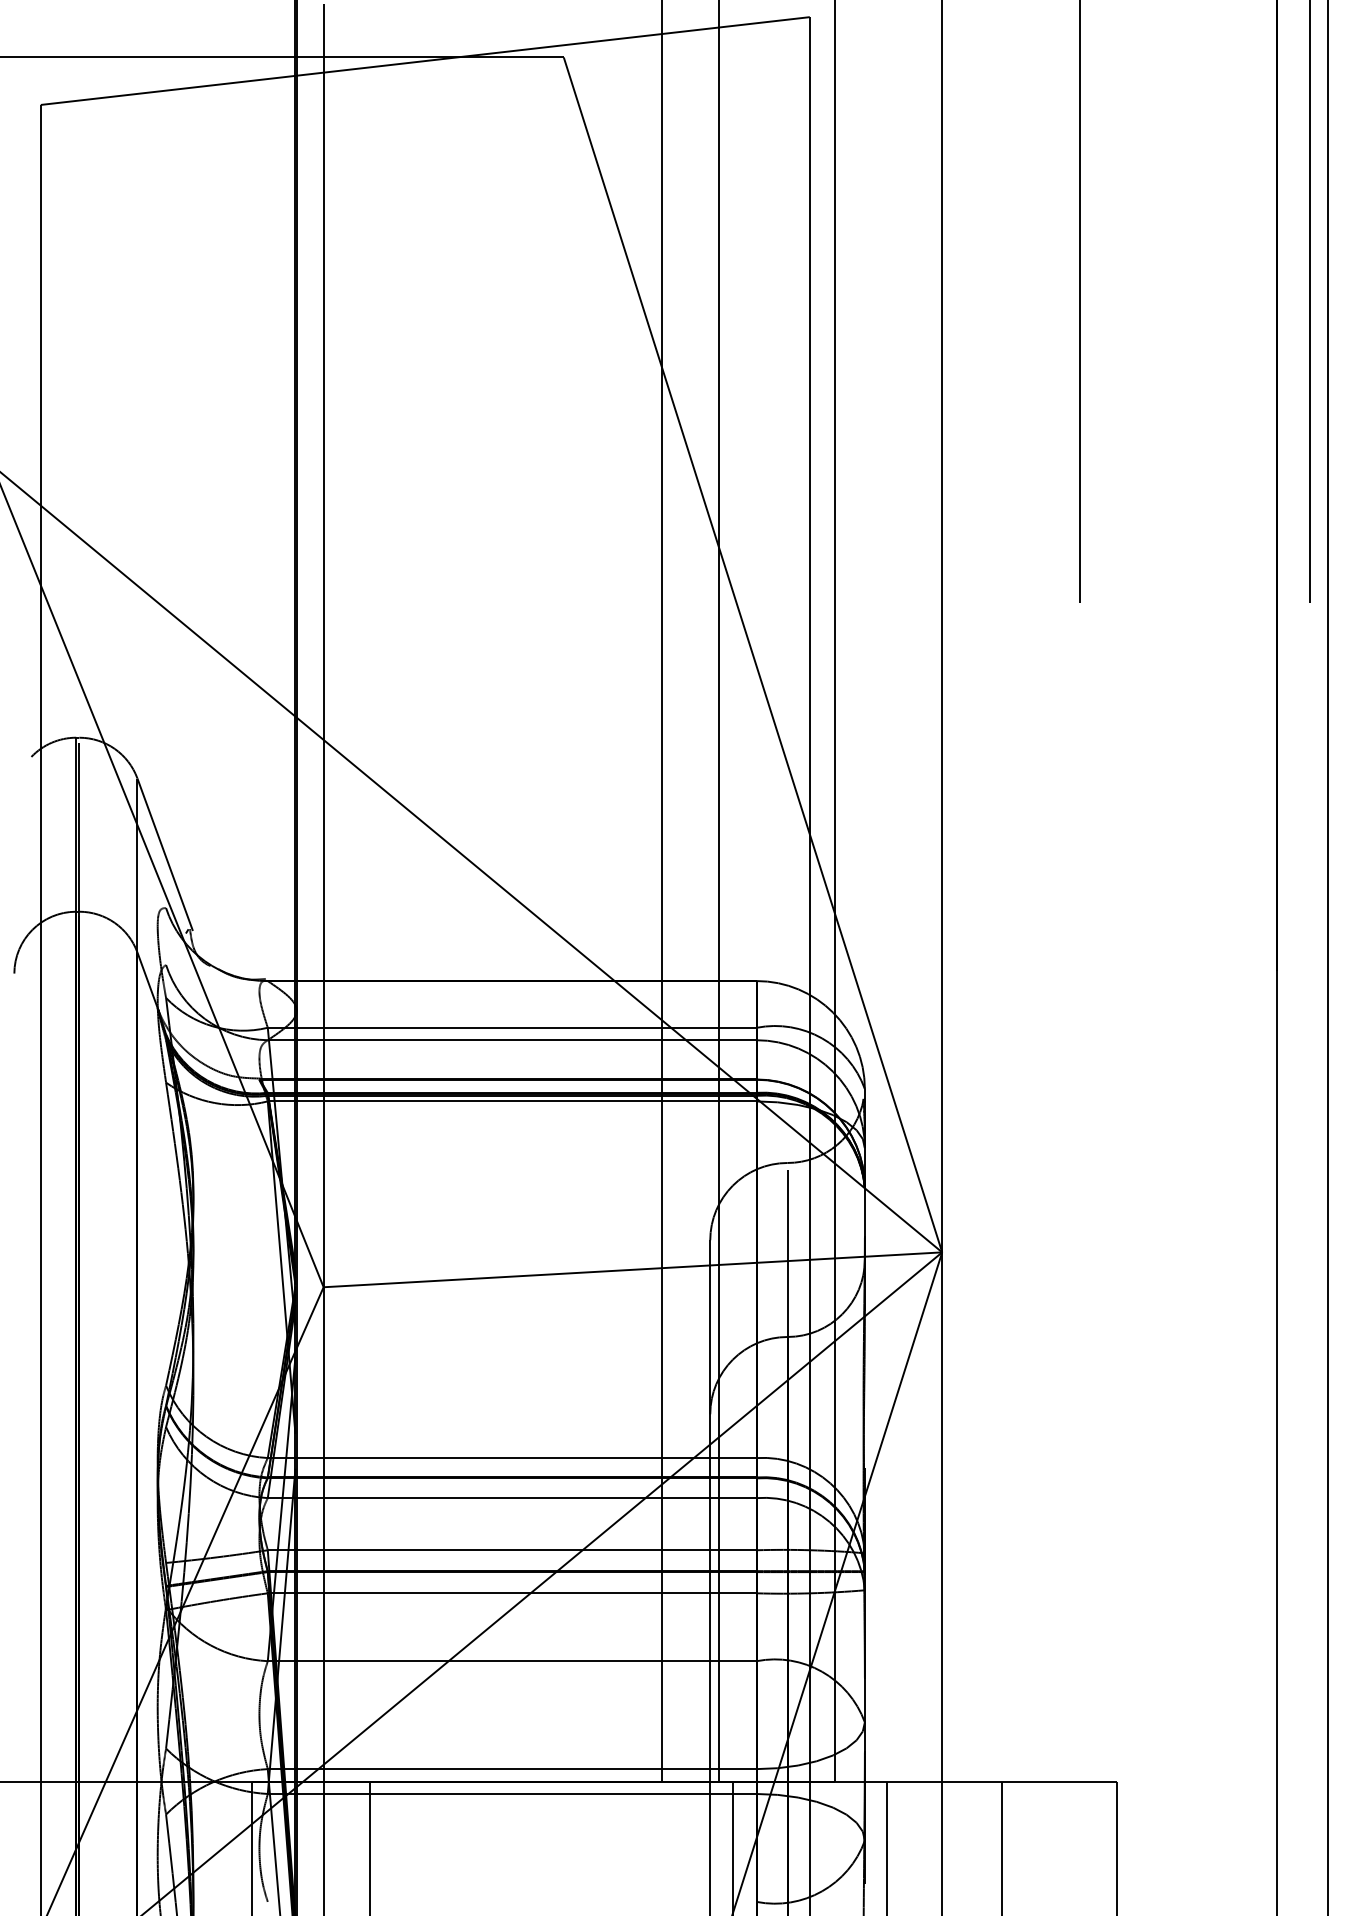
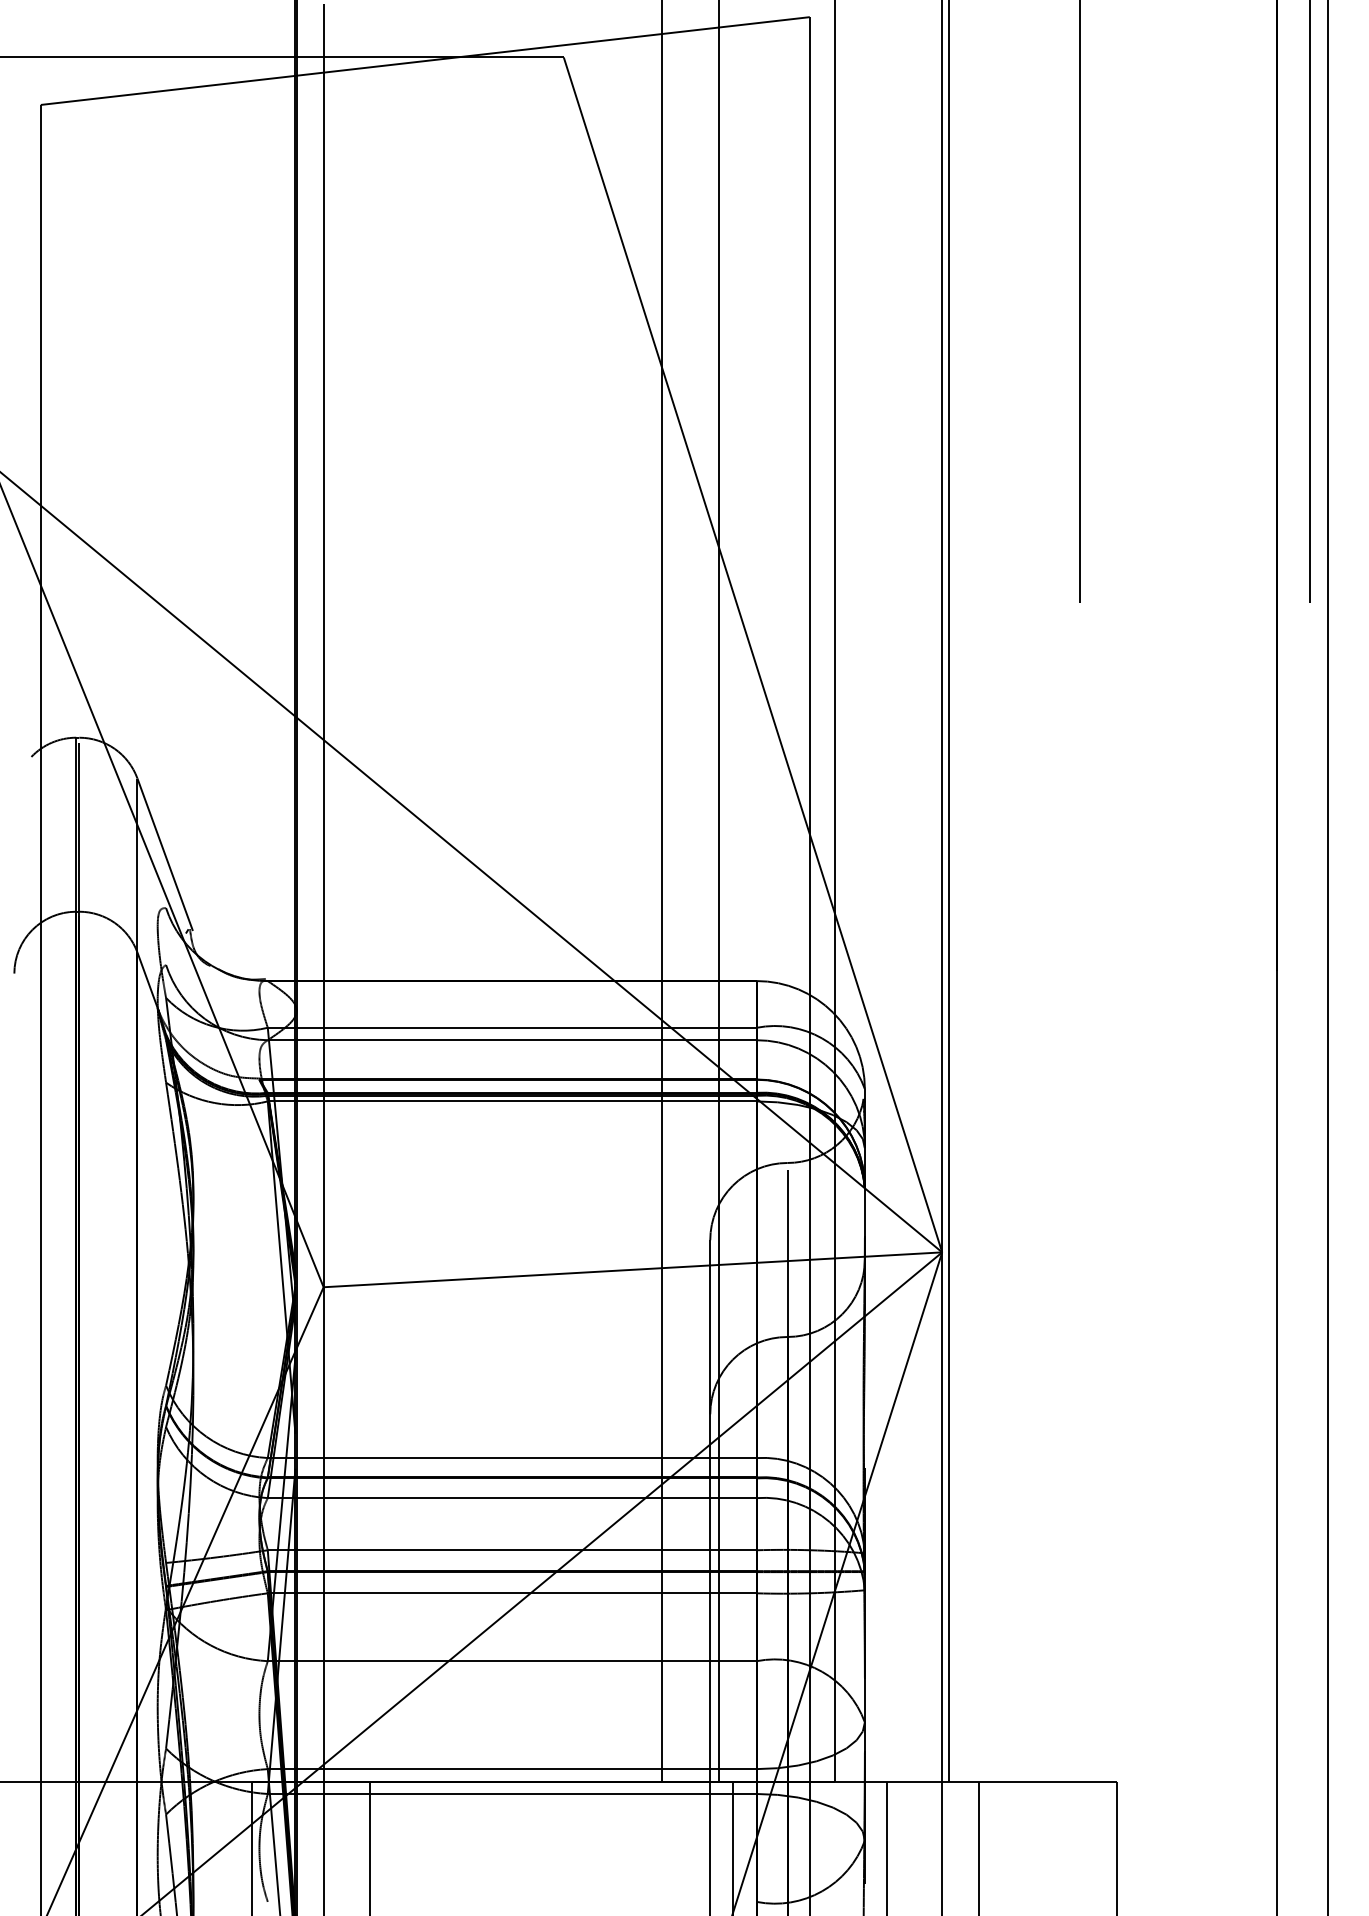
line: none -> present (949, 891)
line position: (1001, 1846) -> (978, 1846) (978, 1846)
